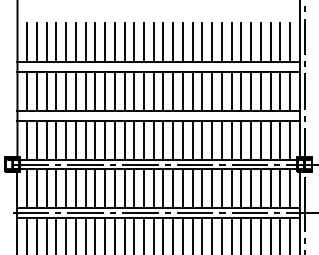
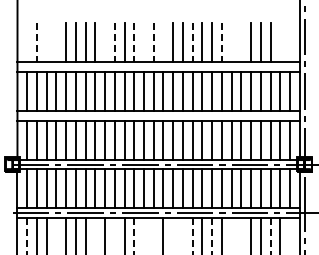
line: present -> none (27, 42)
line: present -> none (46, 42)
line: present -> none (56, 42)
line: present -> none (105, 42)
line: present -> none (144, 42)
line: present -> none (163, 42)
line: present -> none (231, 42)
line: present -> none (241, 42)
line: present -> none (280, 42)
line: present -> none (290, 42)
line: solid -> dashed (36, 43)
line: solid -> dashed (114, 43)
line: solid -> dashed (134, 43)
line: solid -> dashed (153, 43)
line: solid -> dashed (192, 43)
line: solid -> dashed (221, 43)
line: present -> none (56, 234)
line: present -> none (95, 234)
line: present -> none (114, 234)
line: present -> none (144, 234)
line: present -> none (153, 234)
line: present -> none (173, 234)
line: present -> none (182, 234)
line: present -> none (231, 234)
line: present -> none (241, 234)
line: present -> none (290, 234)
line: solid -> dashed (27, 236)
line: solid -> dashed (134, 236)
line: solid -> dashed (192, 236)
line: solid -> dashed (212, 236)
line: solid -> dashed (270, 236)
